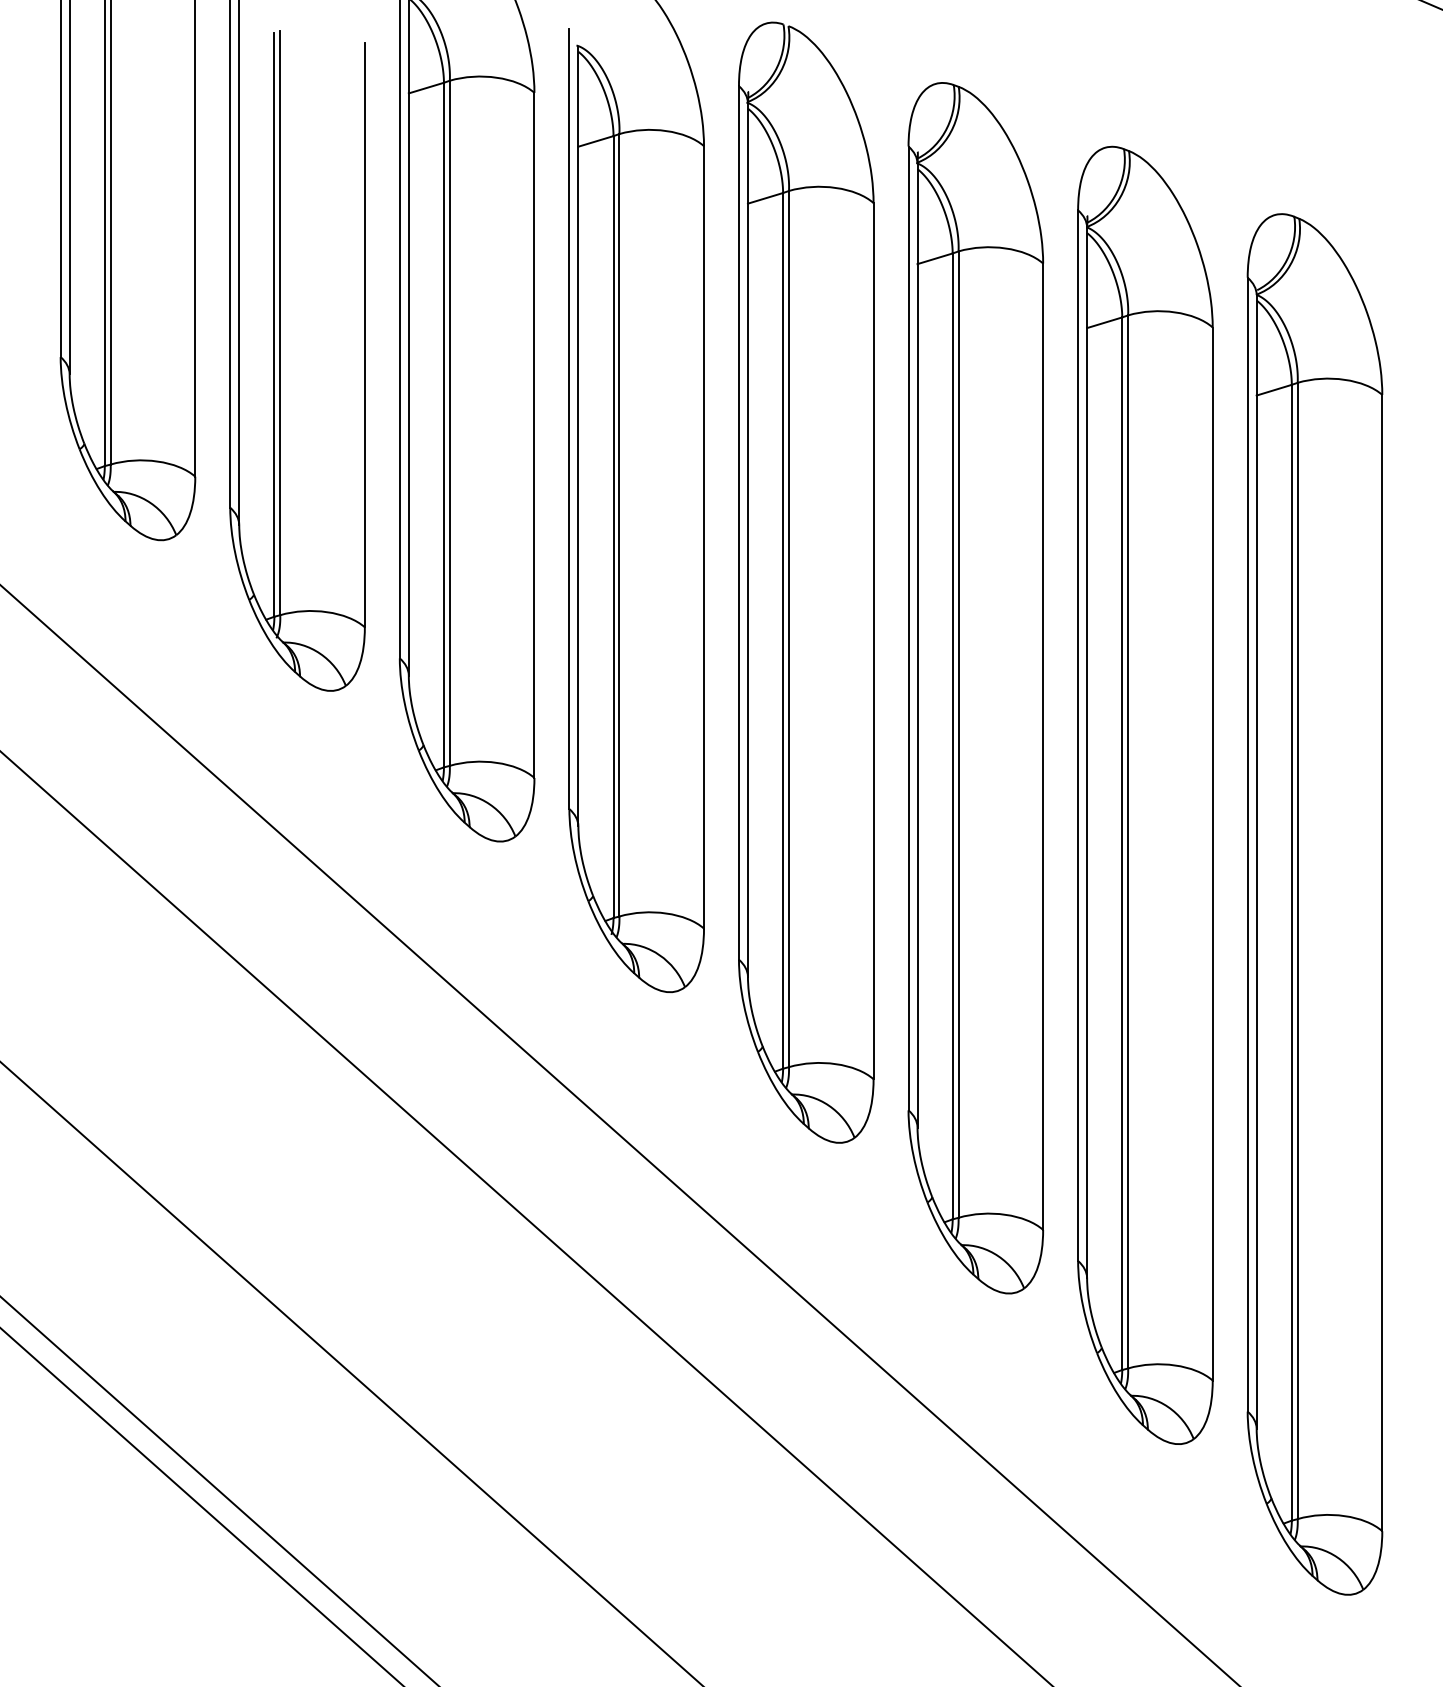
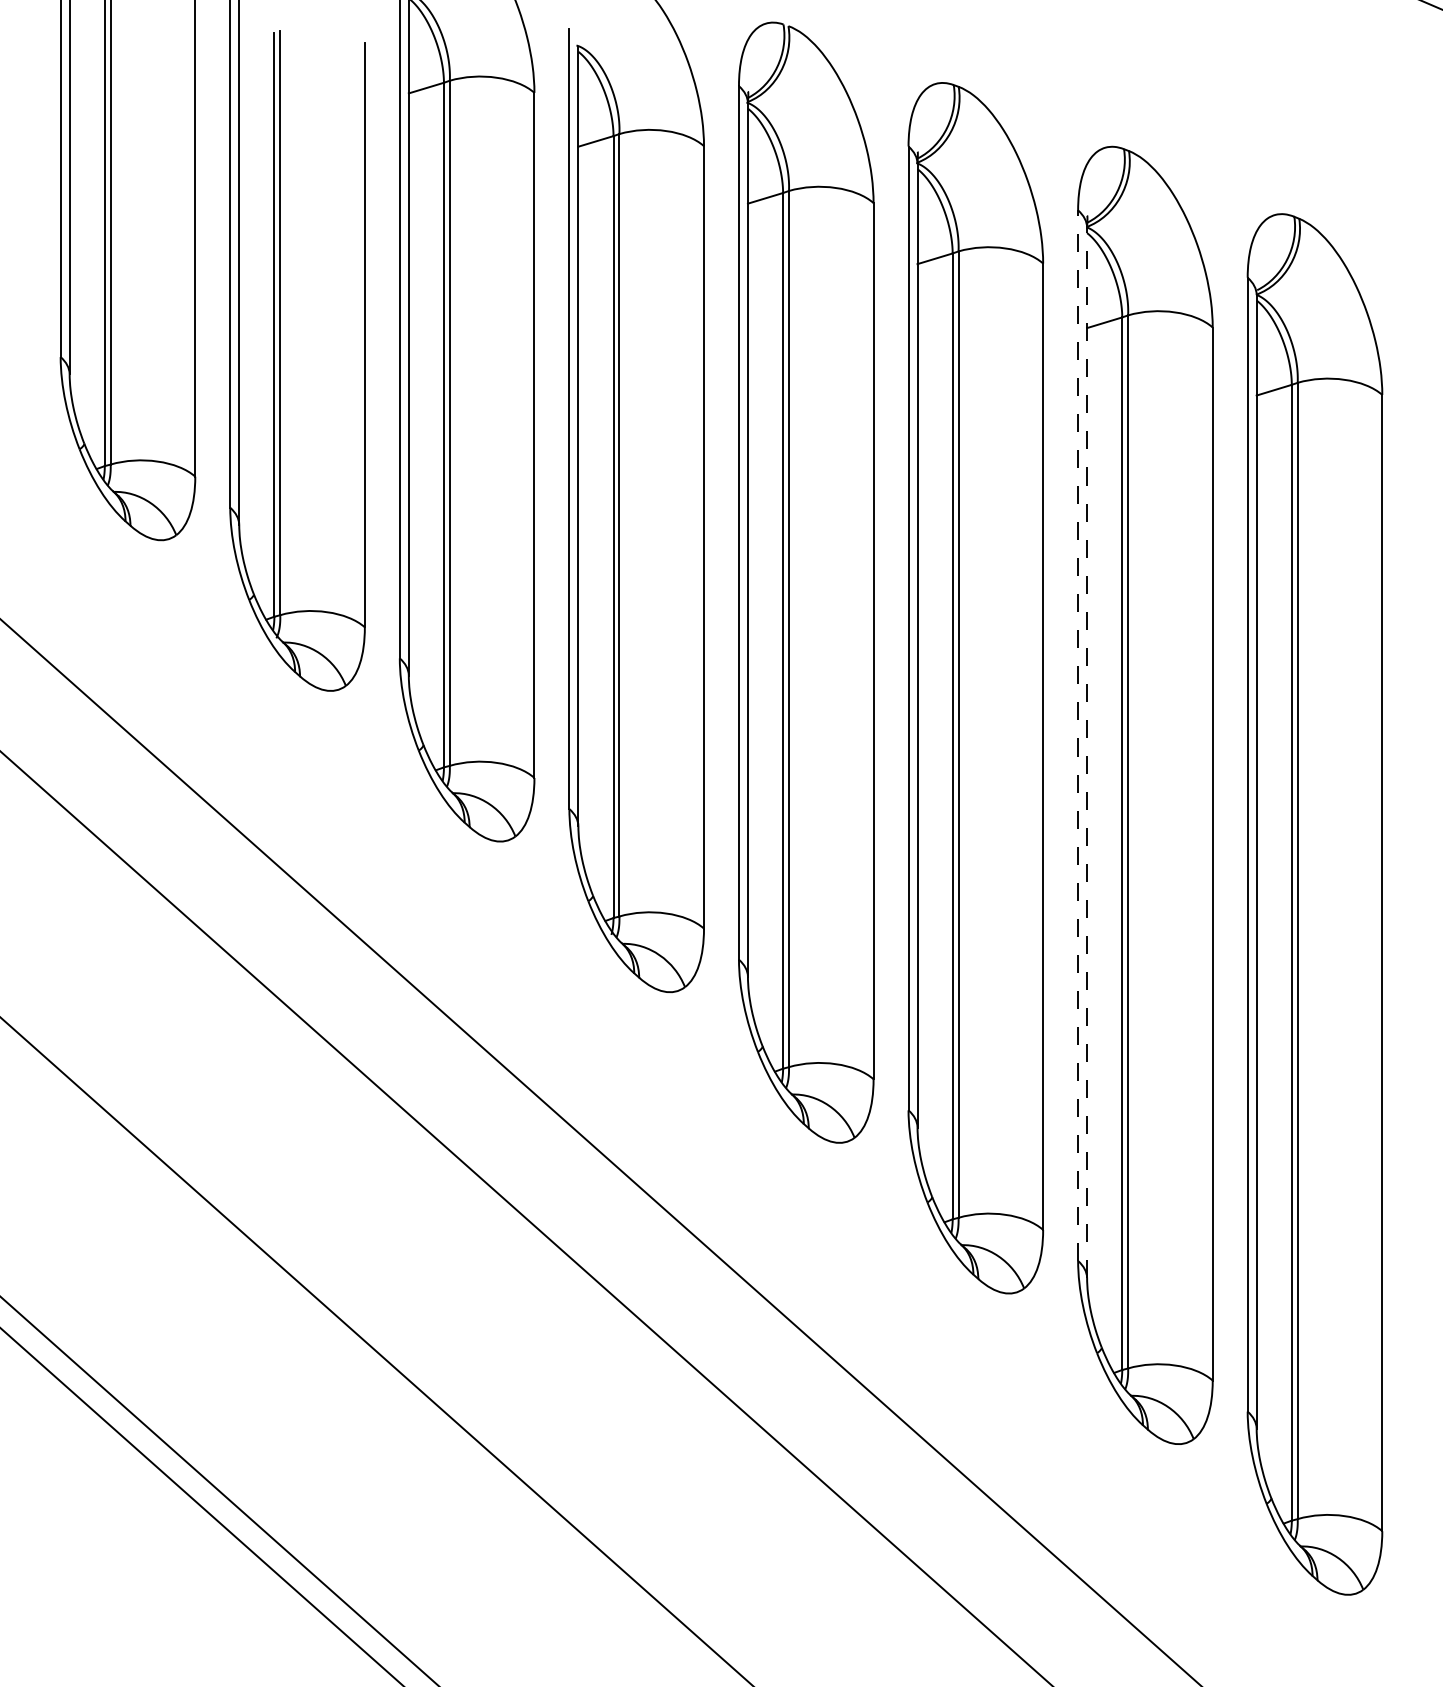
line: solid -> dashed (1078, 735)
line: solid -> dashed (1087, 752)
line position: (619, 1134) -> (600, 1152) (600, 1152)
line position: (350, 1373) -> (376, 1351) (376, 1351)
